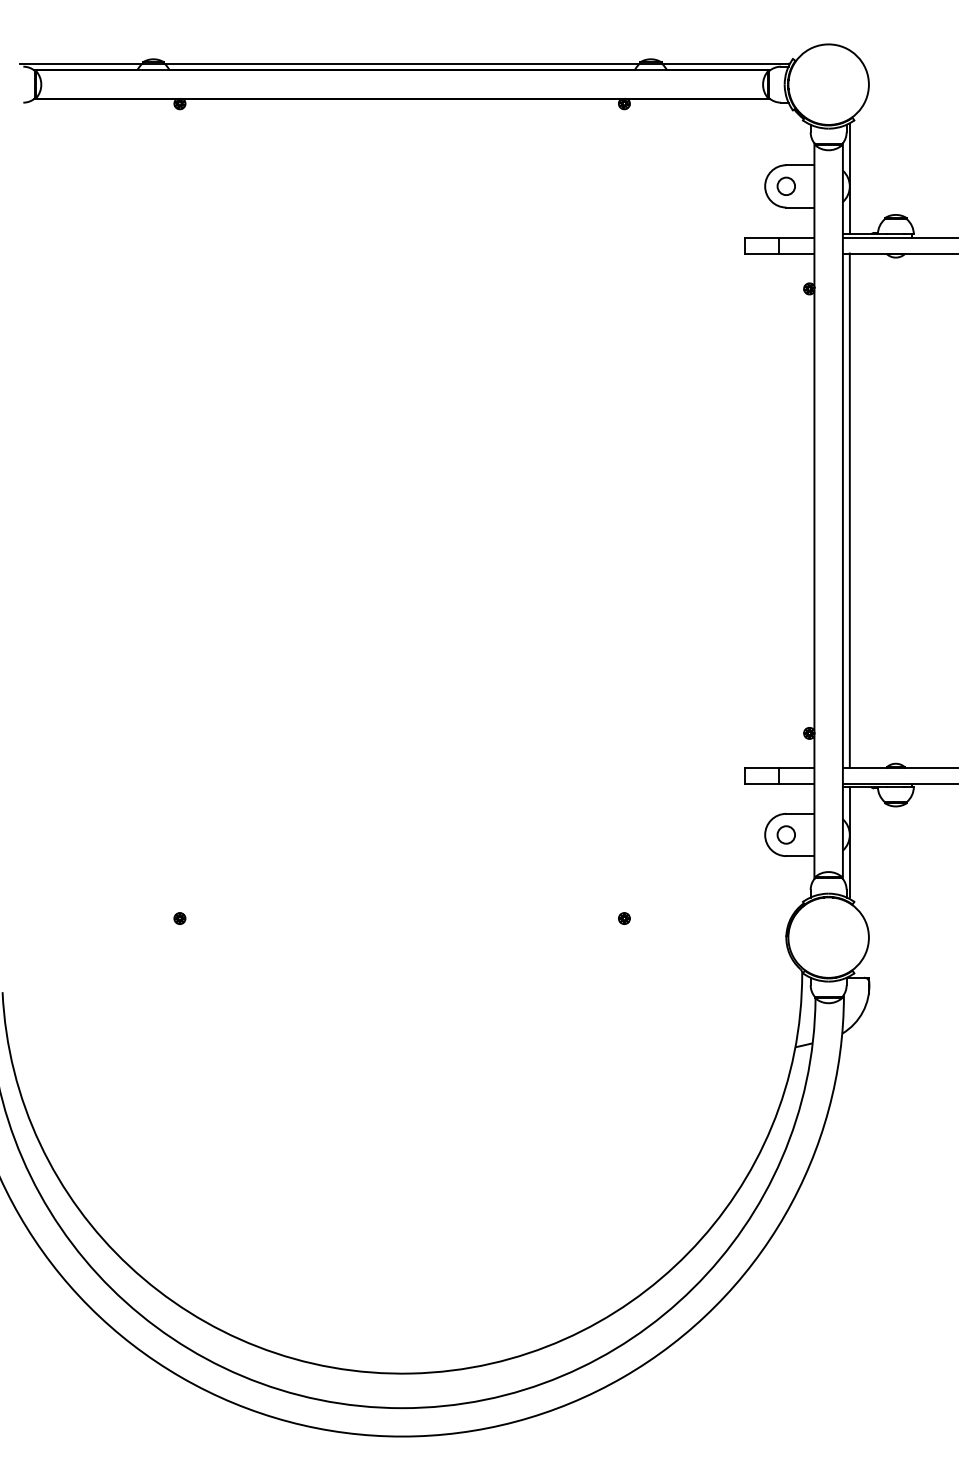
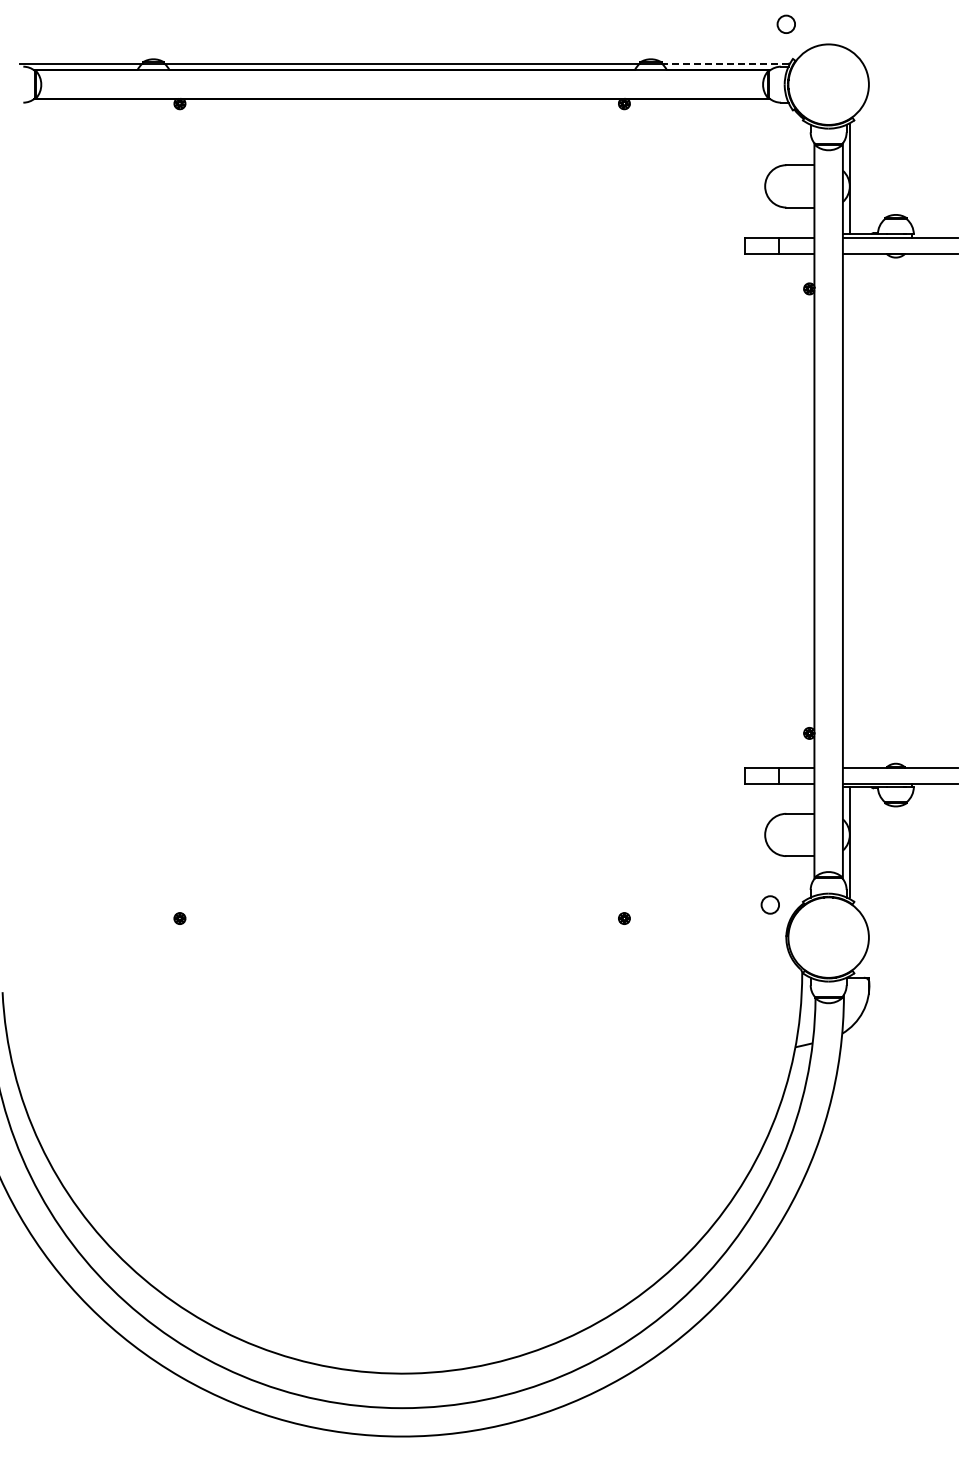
line: solid -> dashed (724, 63)
circle position: (785, 185) -> (785, 23) (785, 23)
line: present -> none (849, 510)
circle position: (785, 834) -> (769, 904) (769, 904)
